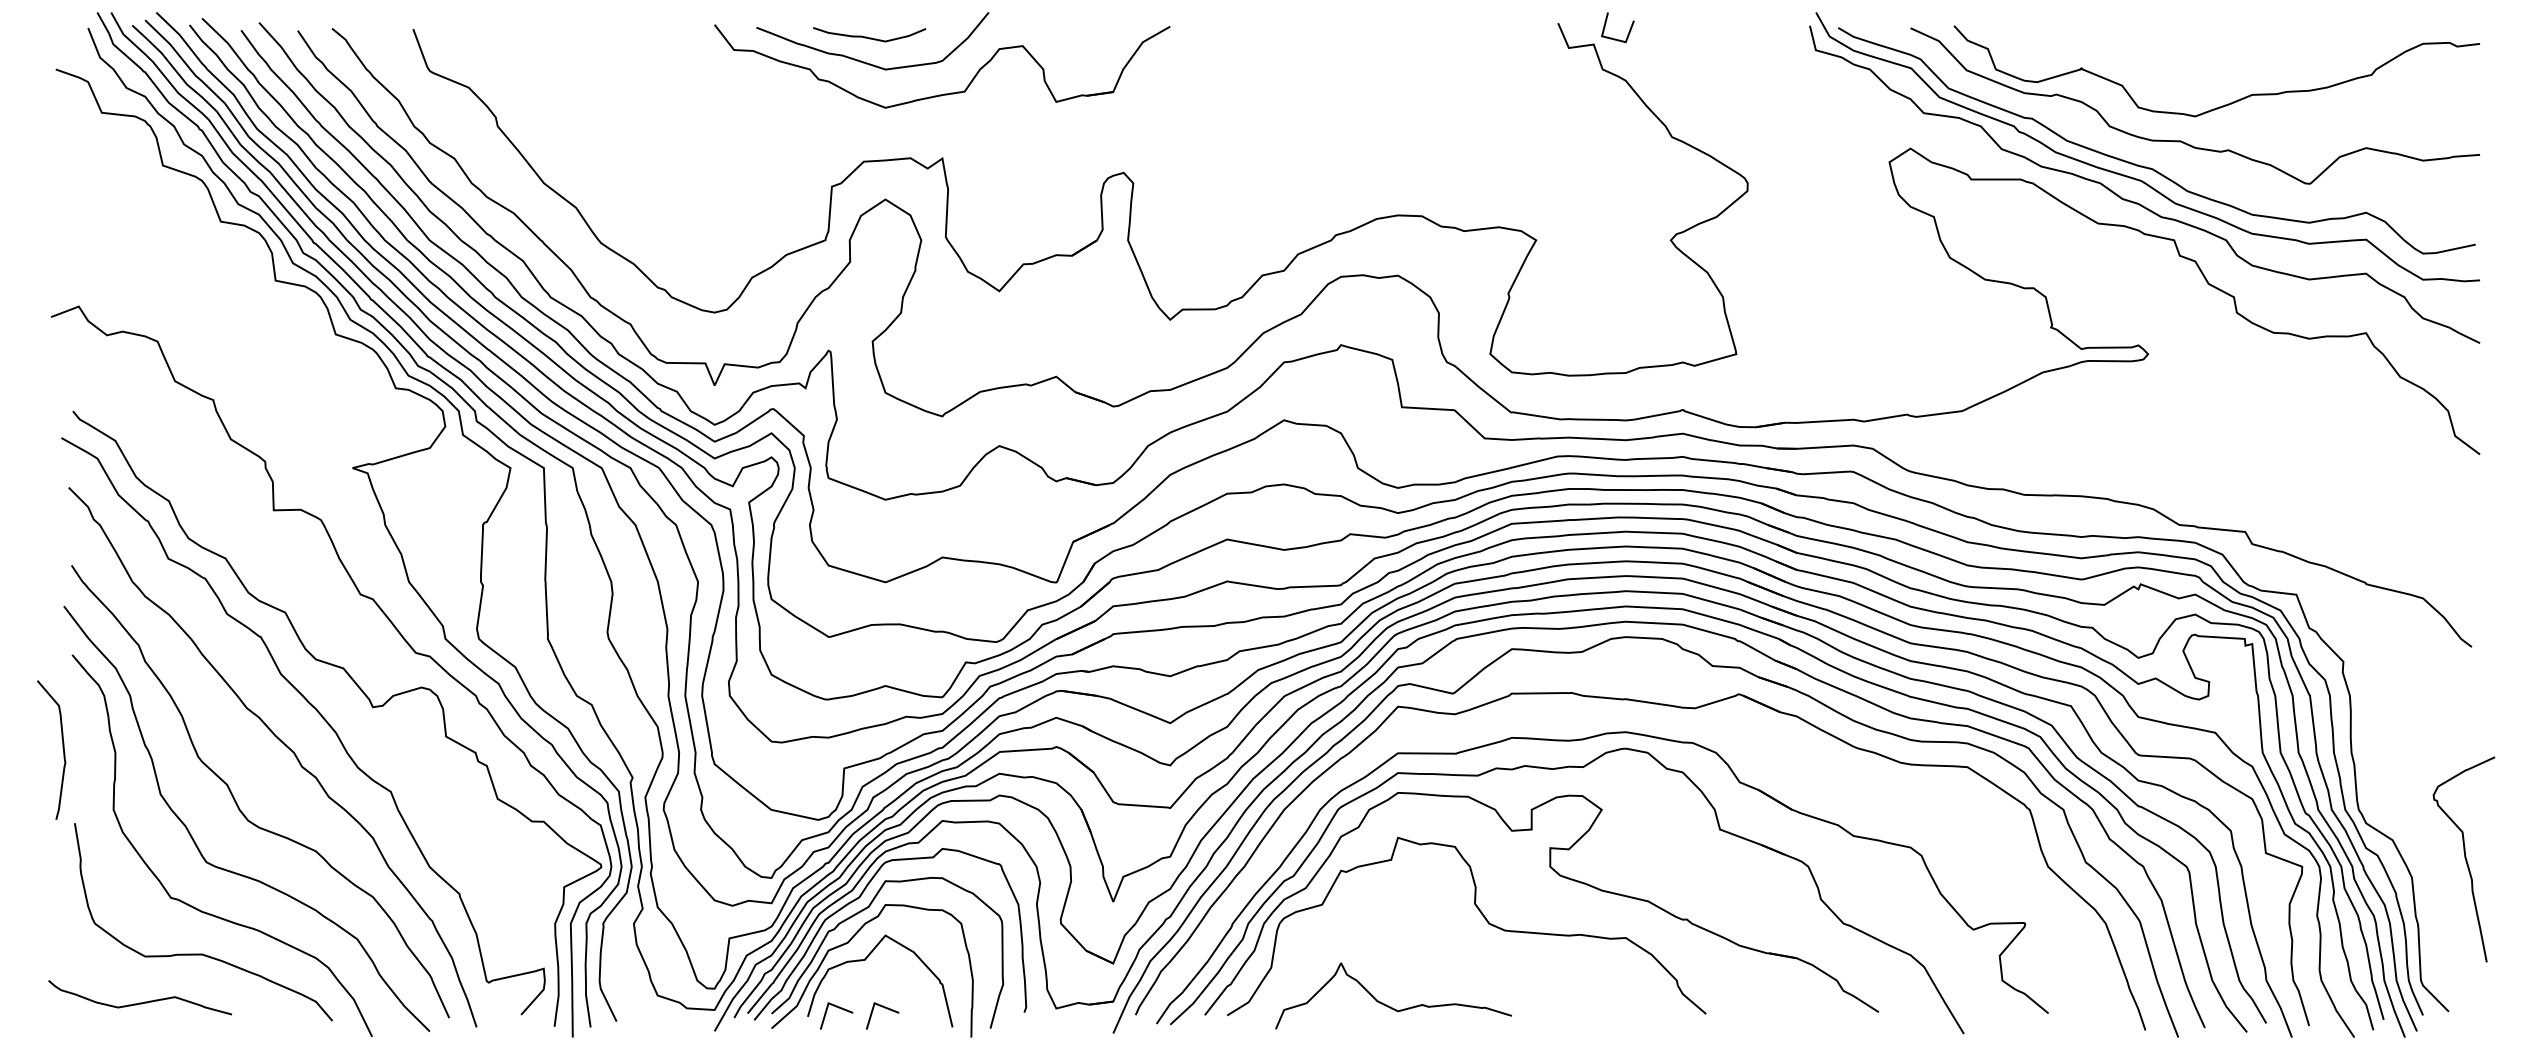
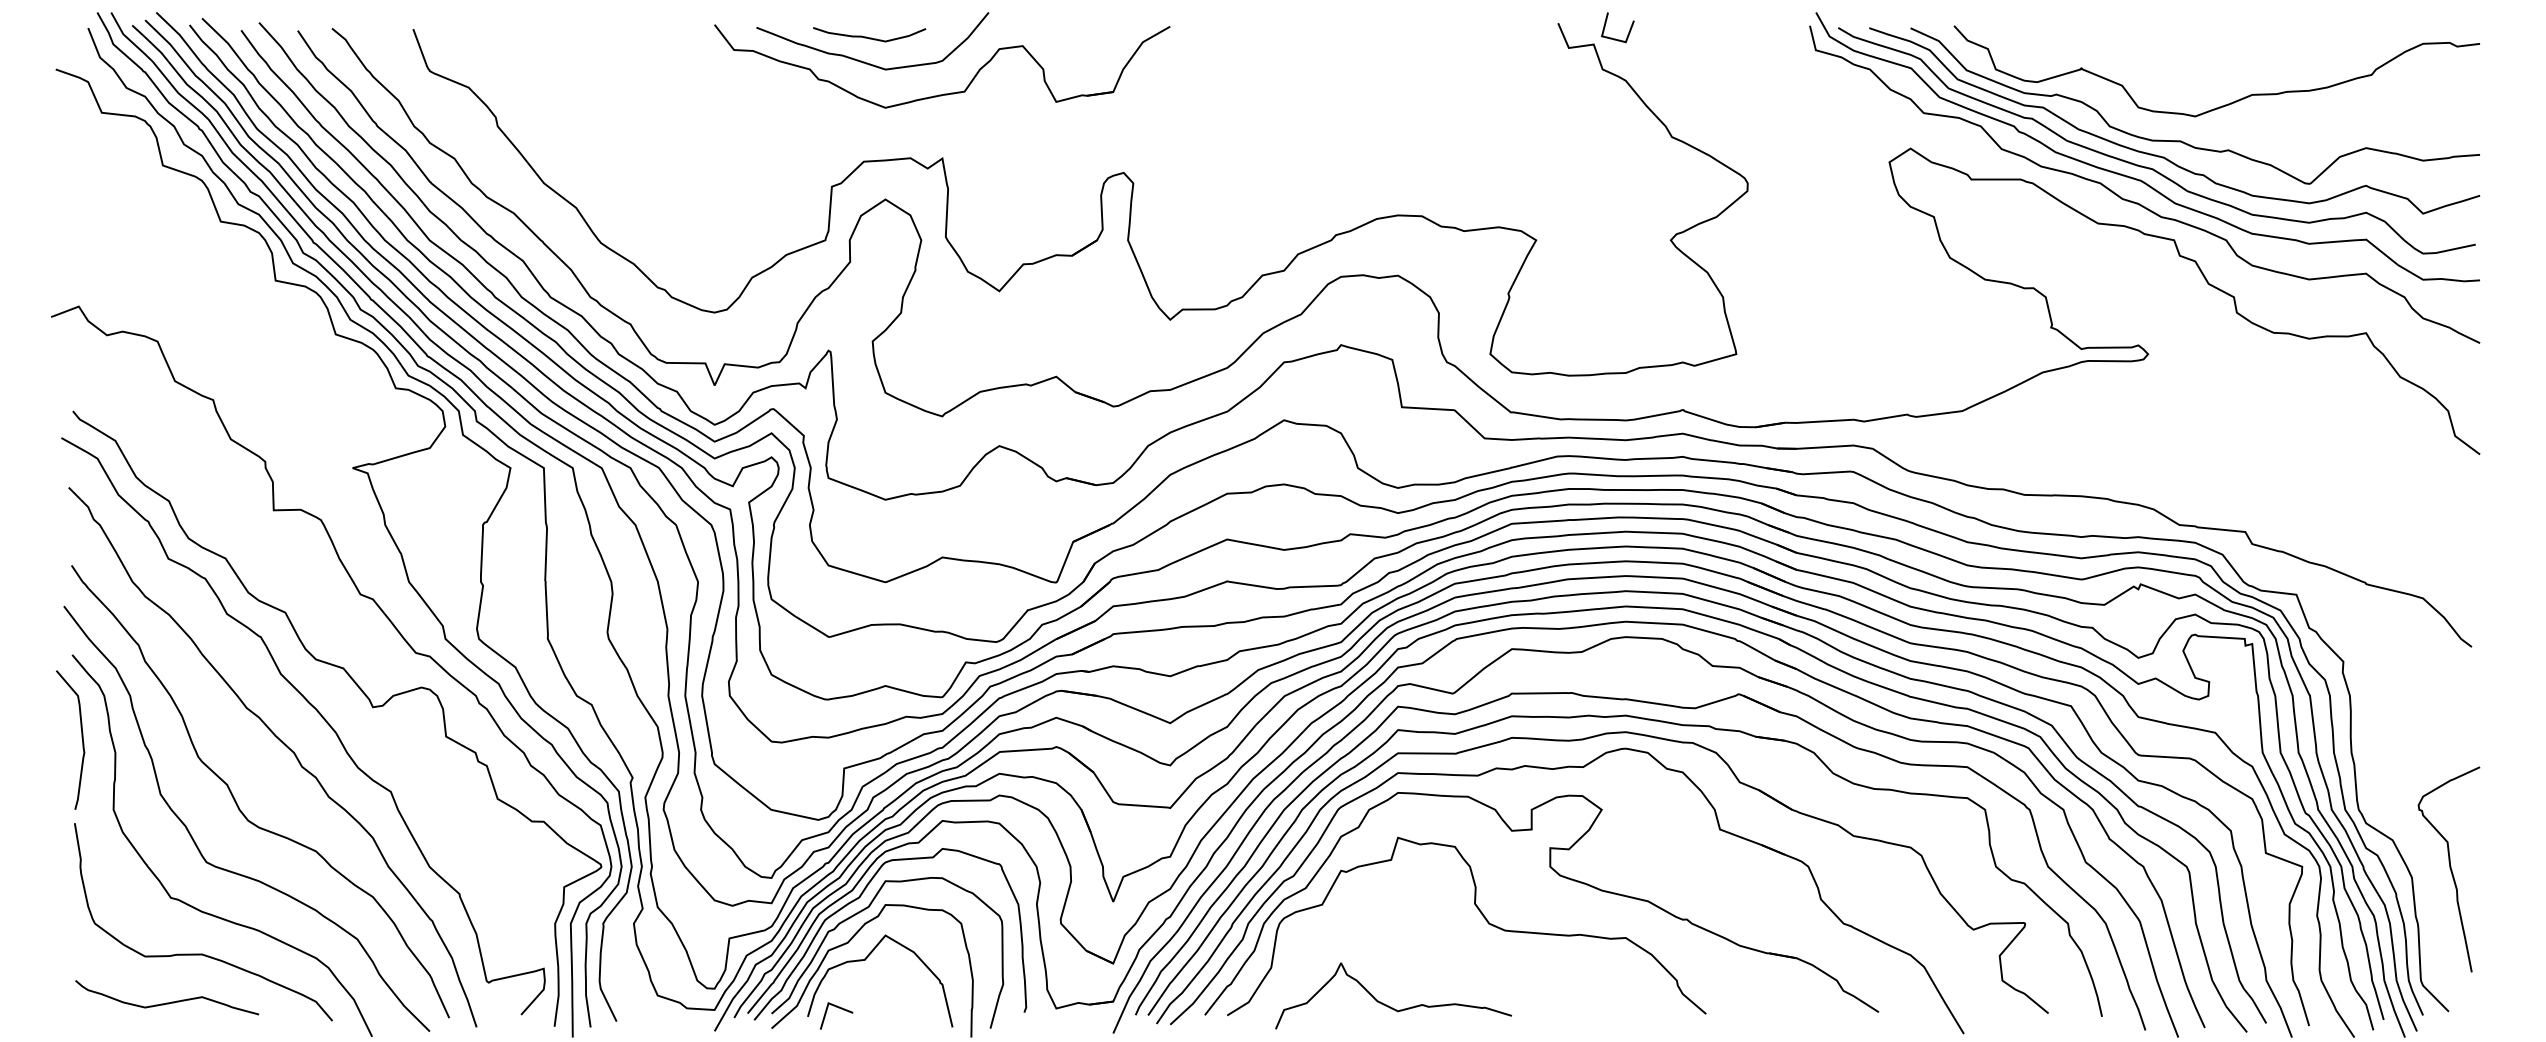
curve: none -> present (2164, 156)
part: none -> present (1647, 720)
curve position: (62, 748) -> (81, 738) (81, 738)
curve position: (2464, 858) -> (2449, 868) (2449, 868)
curve position: (139, 1002) -> (166, 1002) (166, 1002)
line: present -> none (884, 1008)
